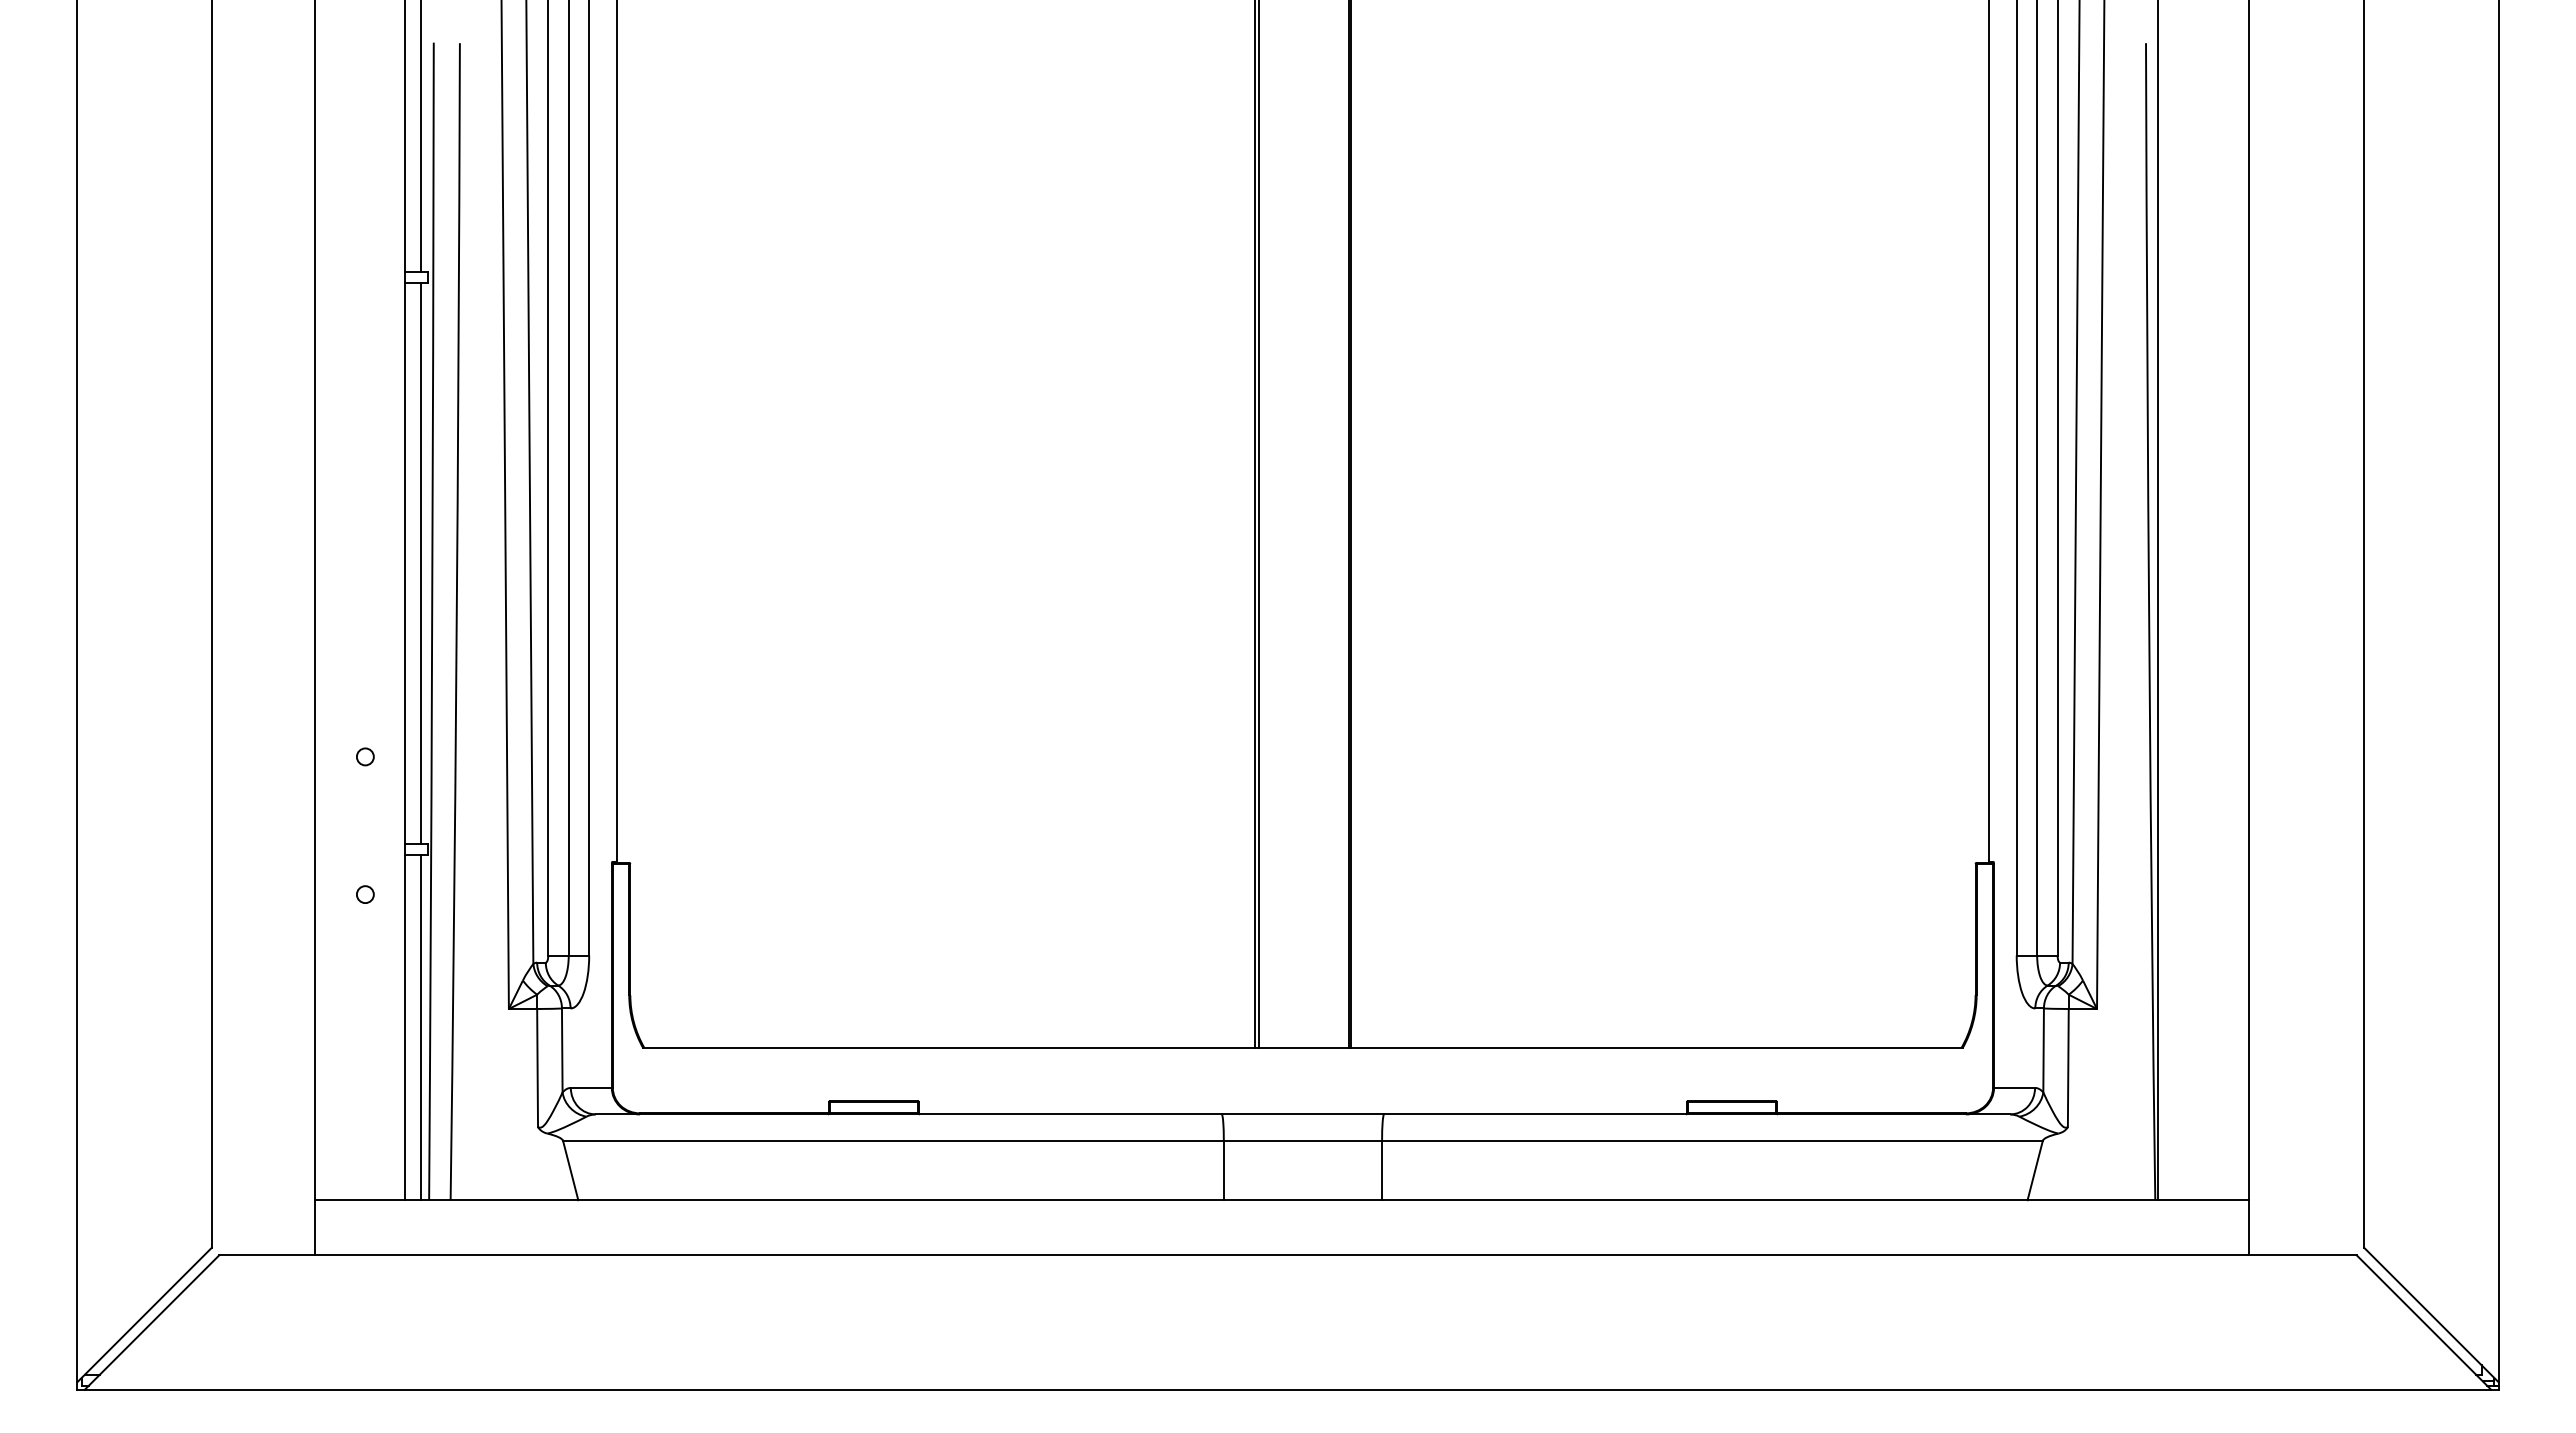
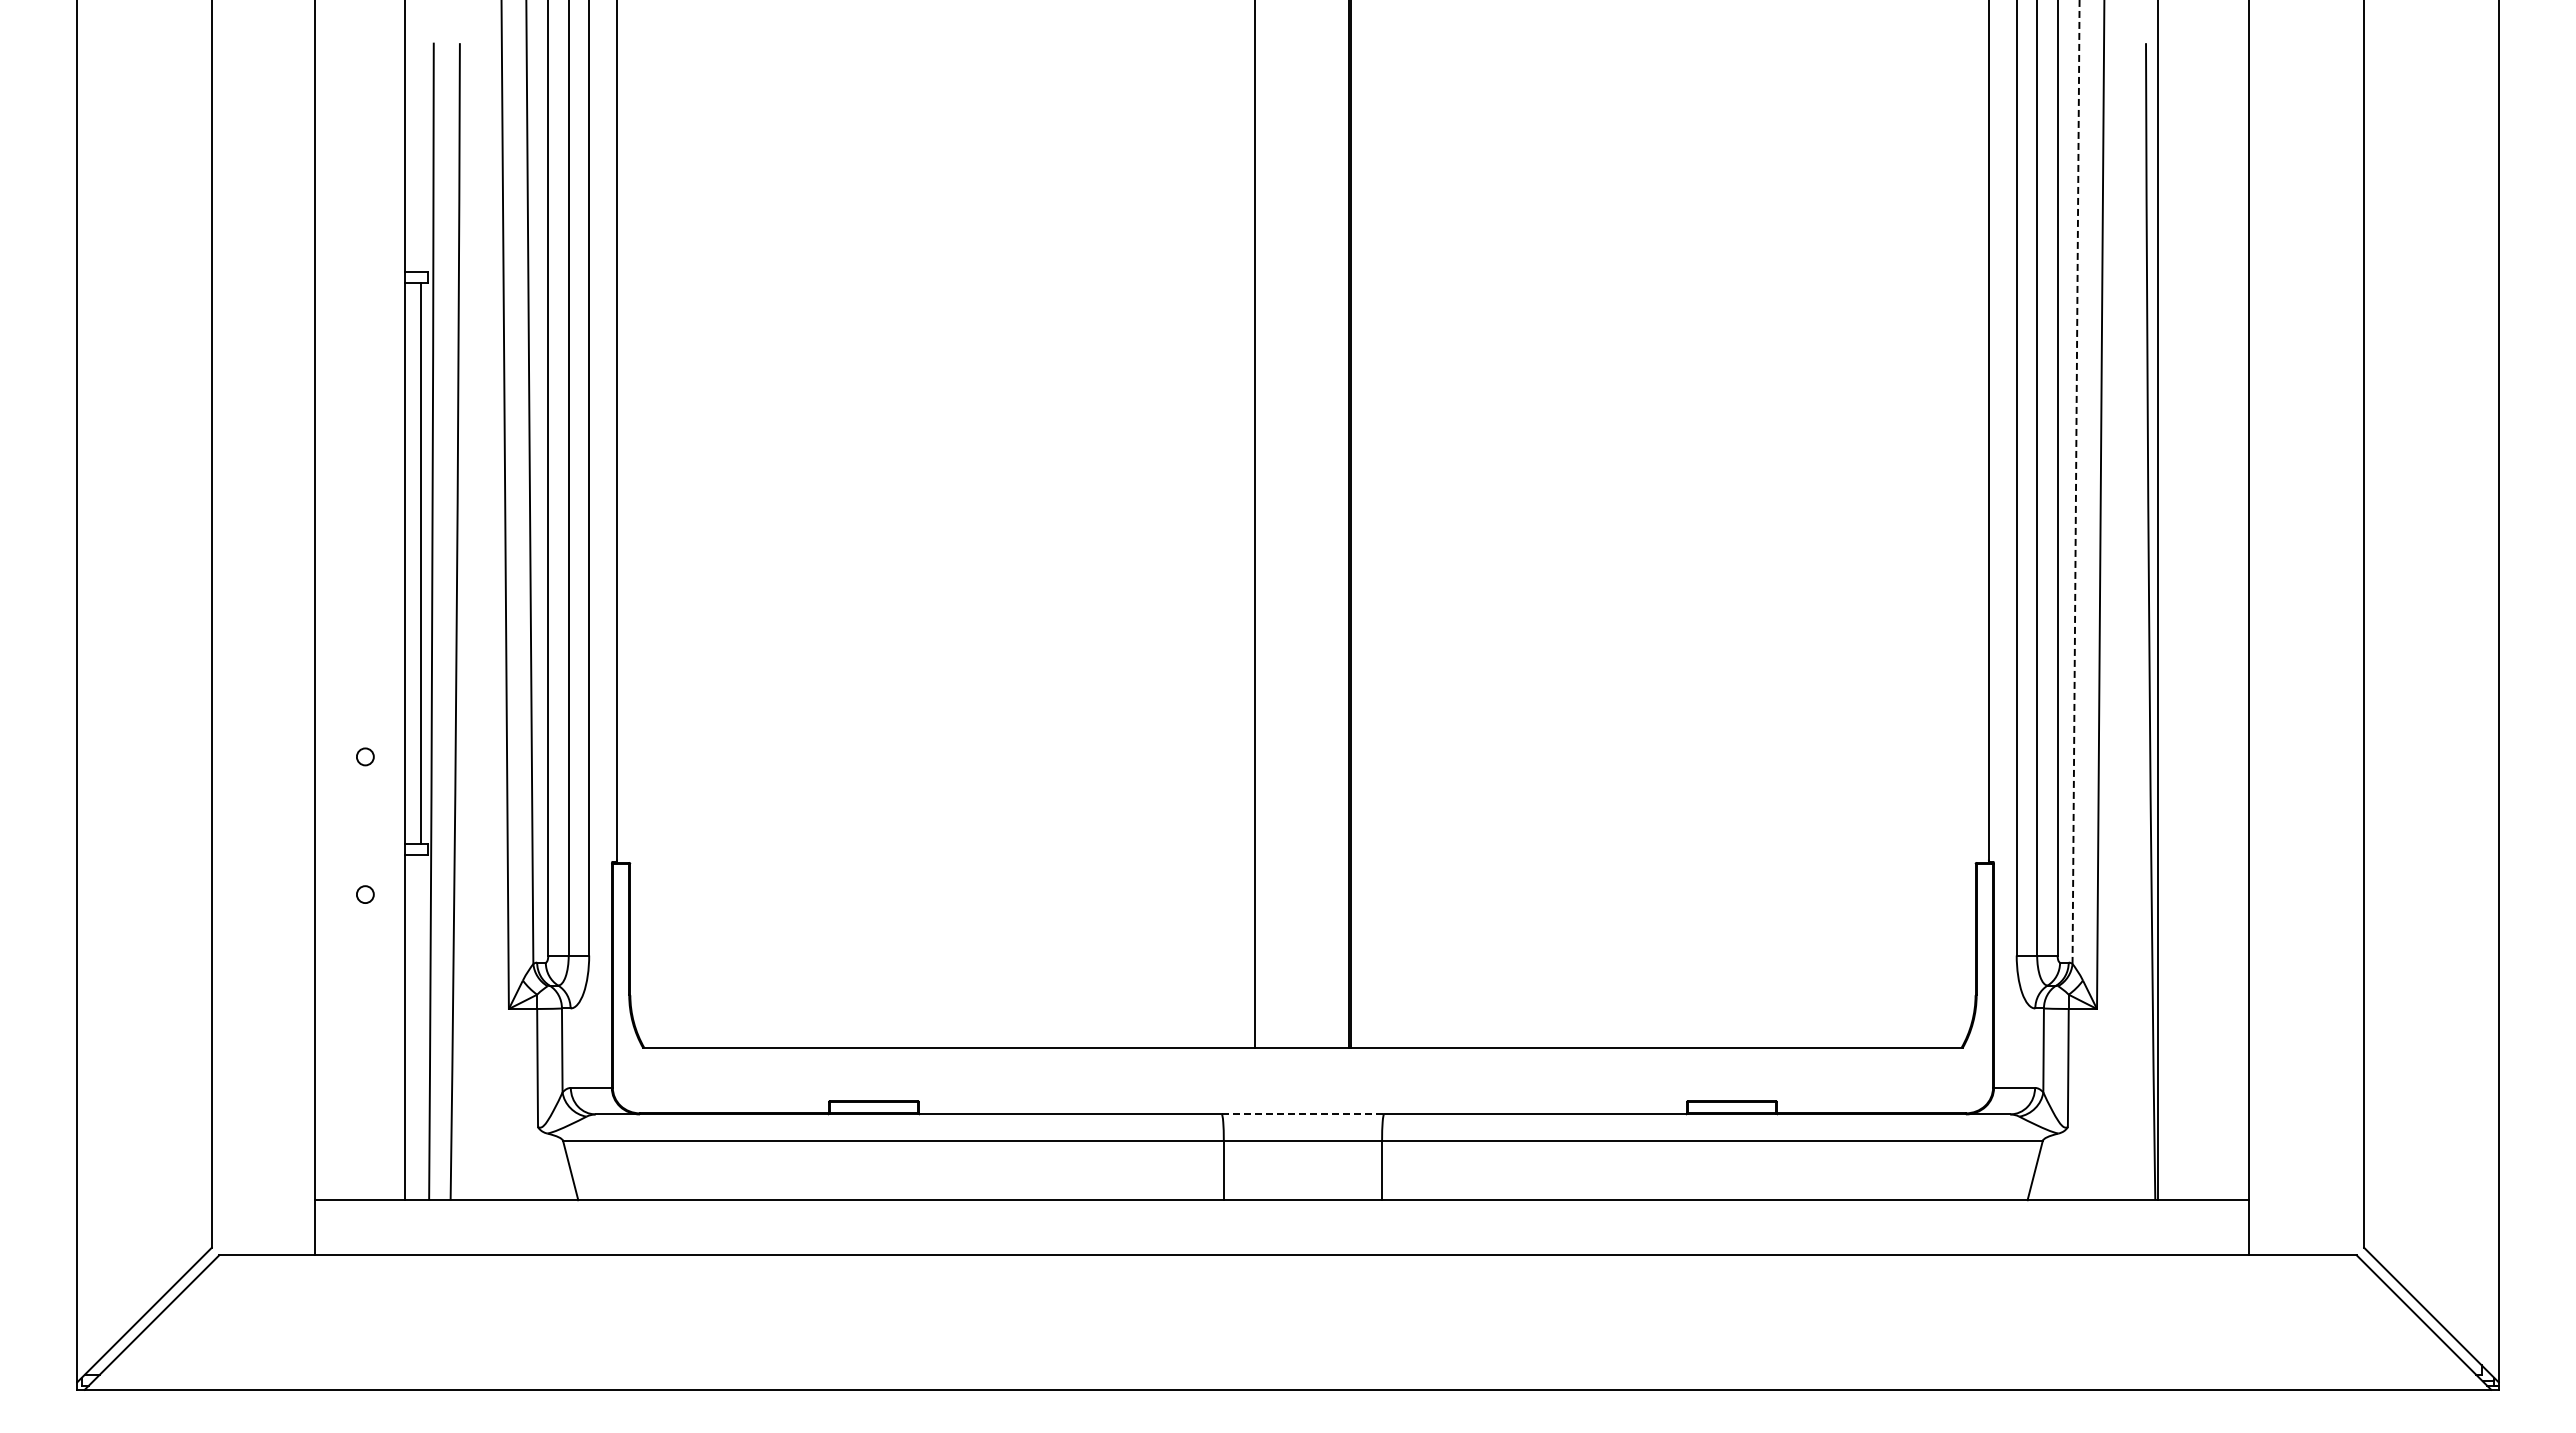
line: present -> none (420, 137)
line: solid -> dashed (2076, 481)
line: present -> none (1258, 525)
line: present -> none (420, 1027)
line: solid -> dashed (1303, 1114)
